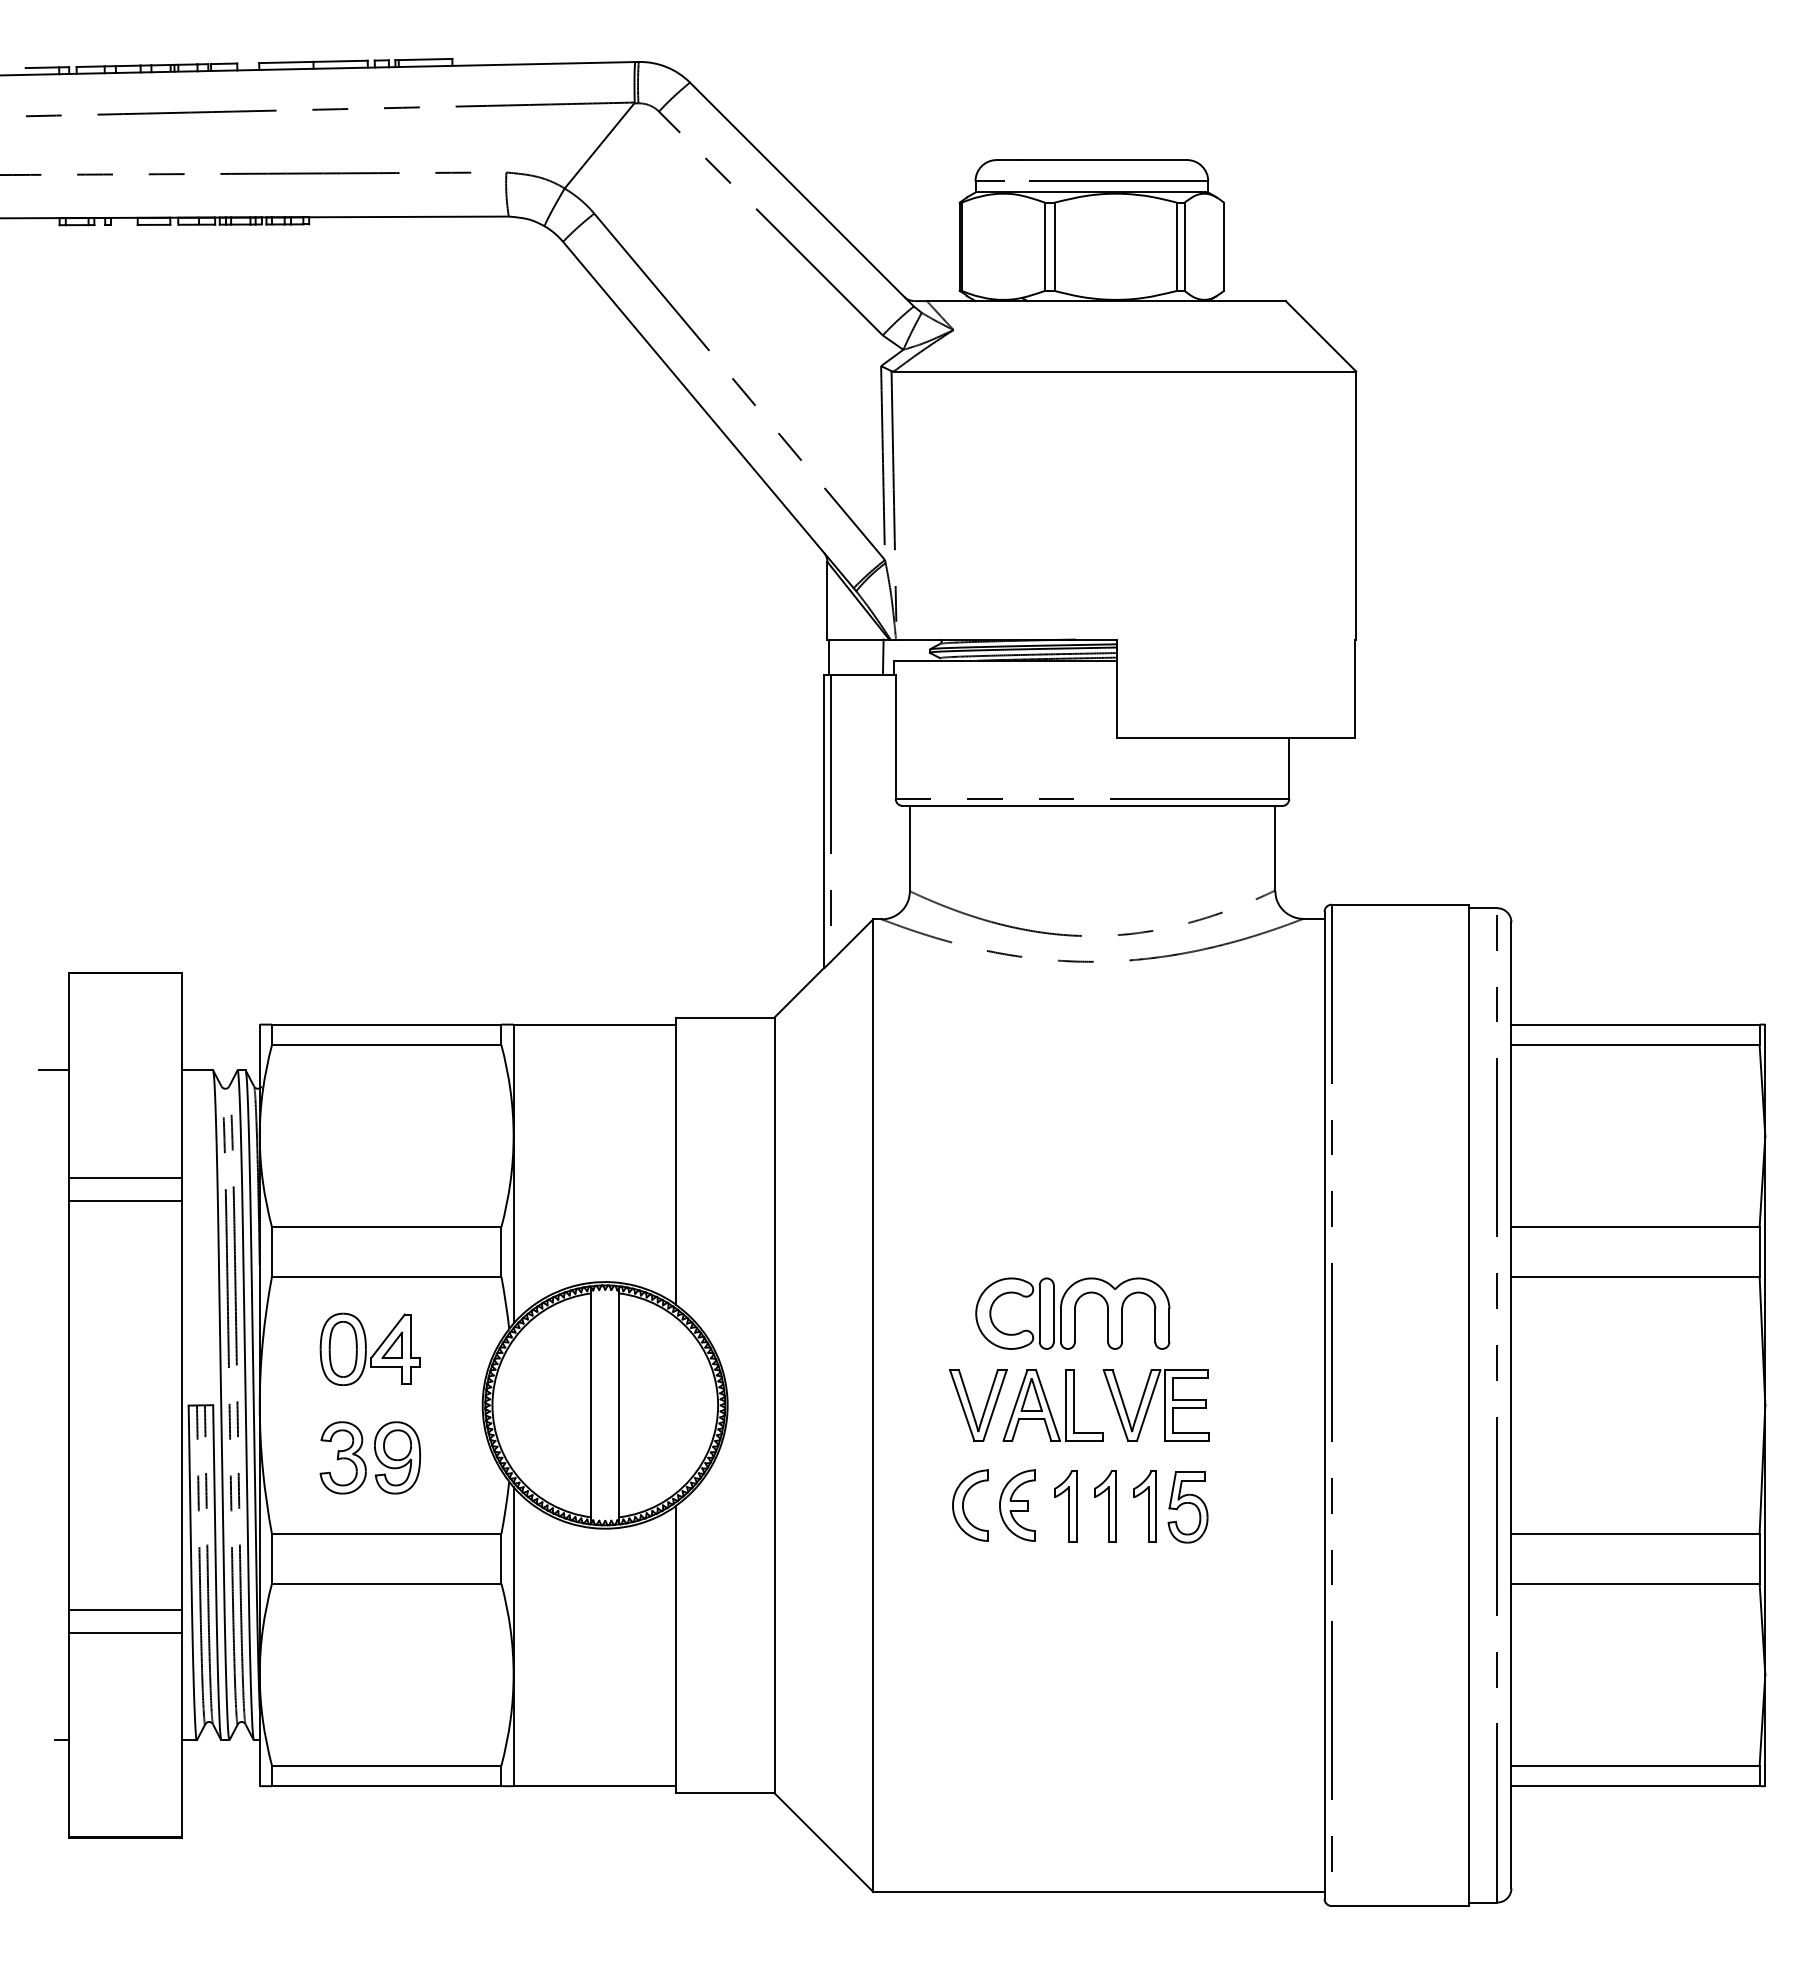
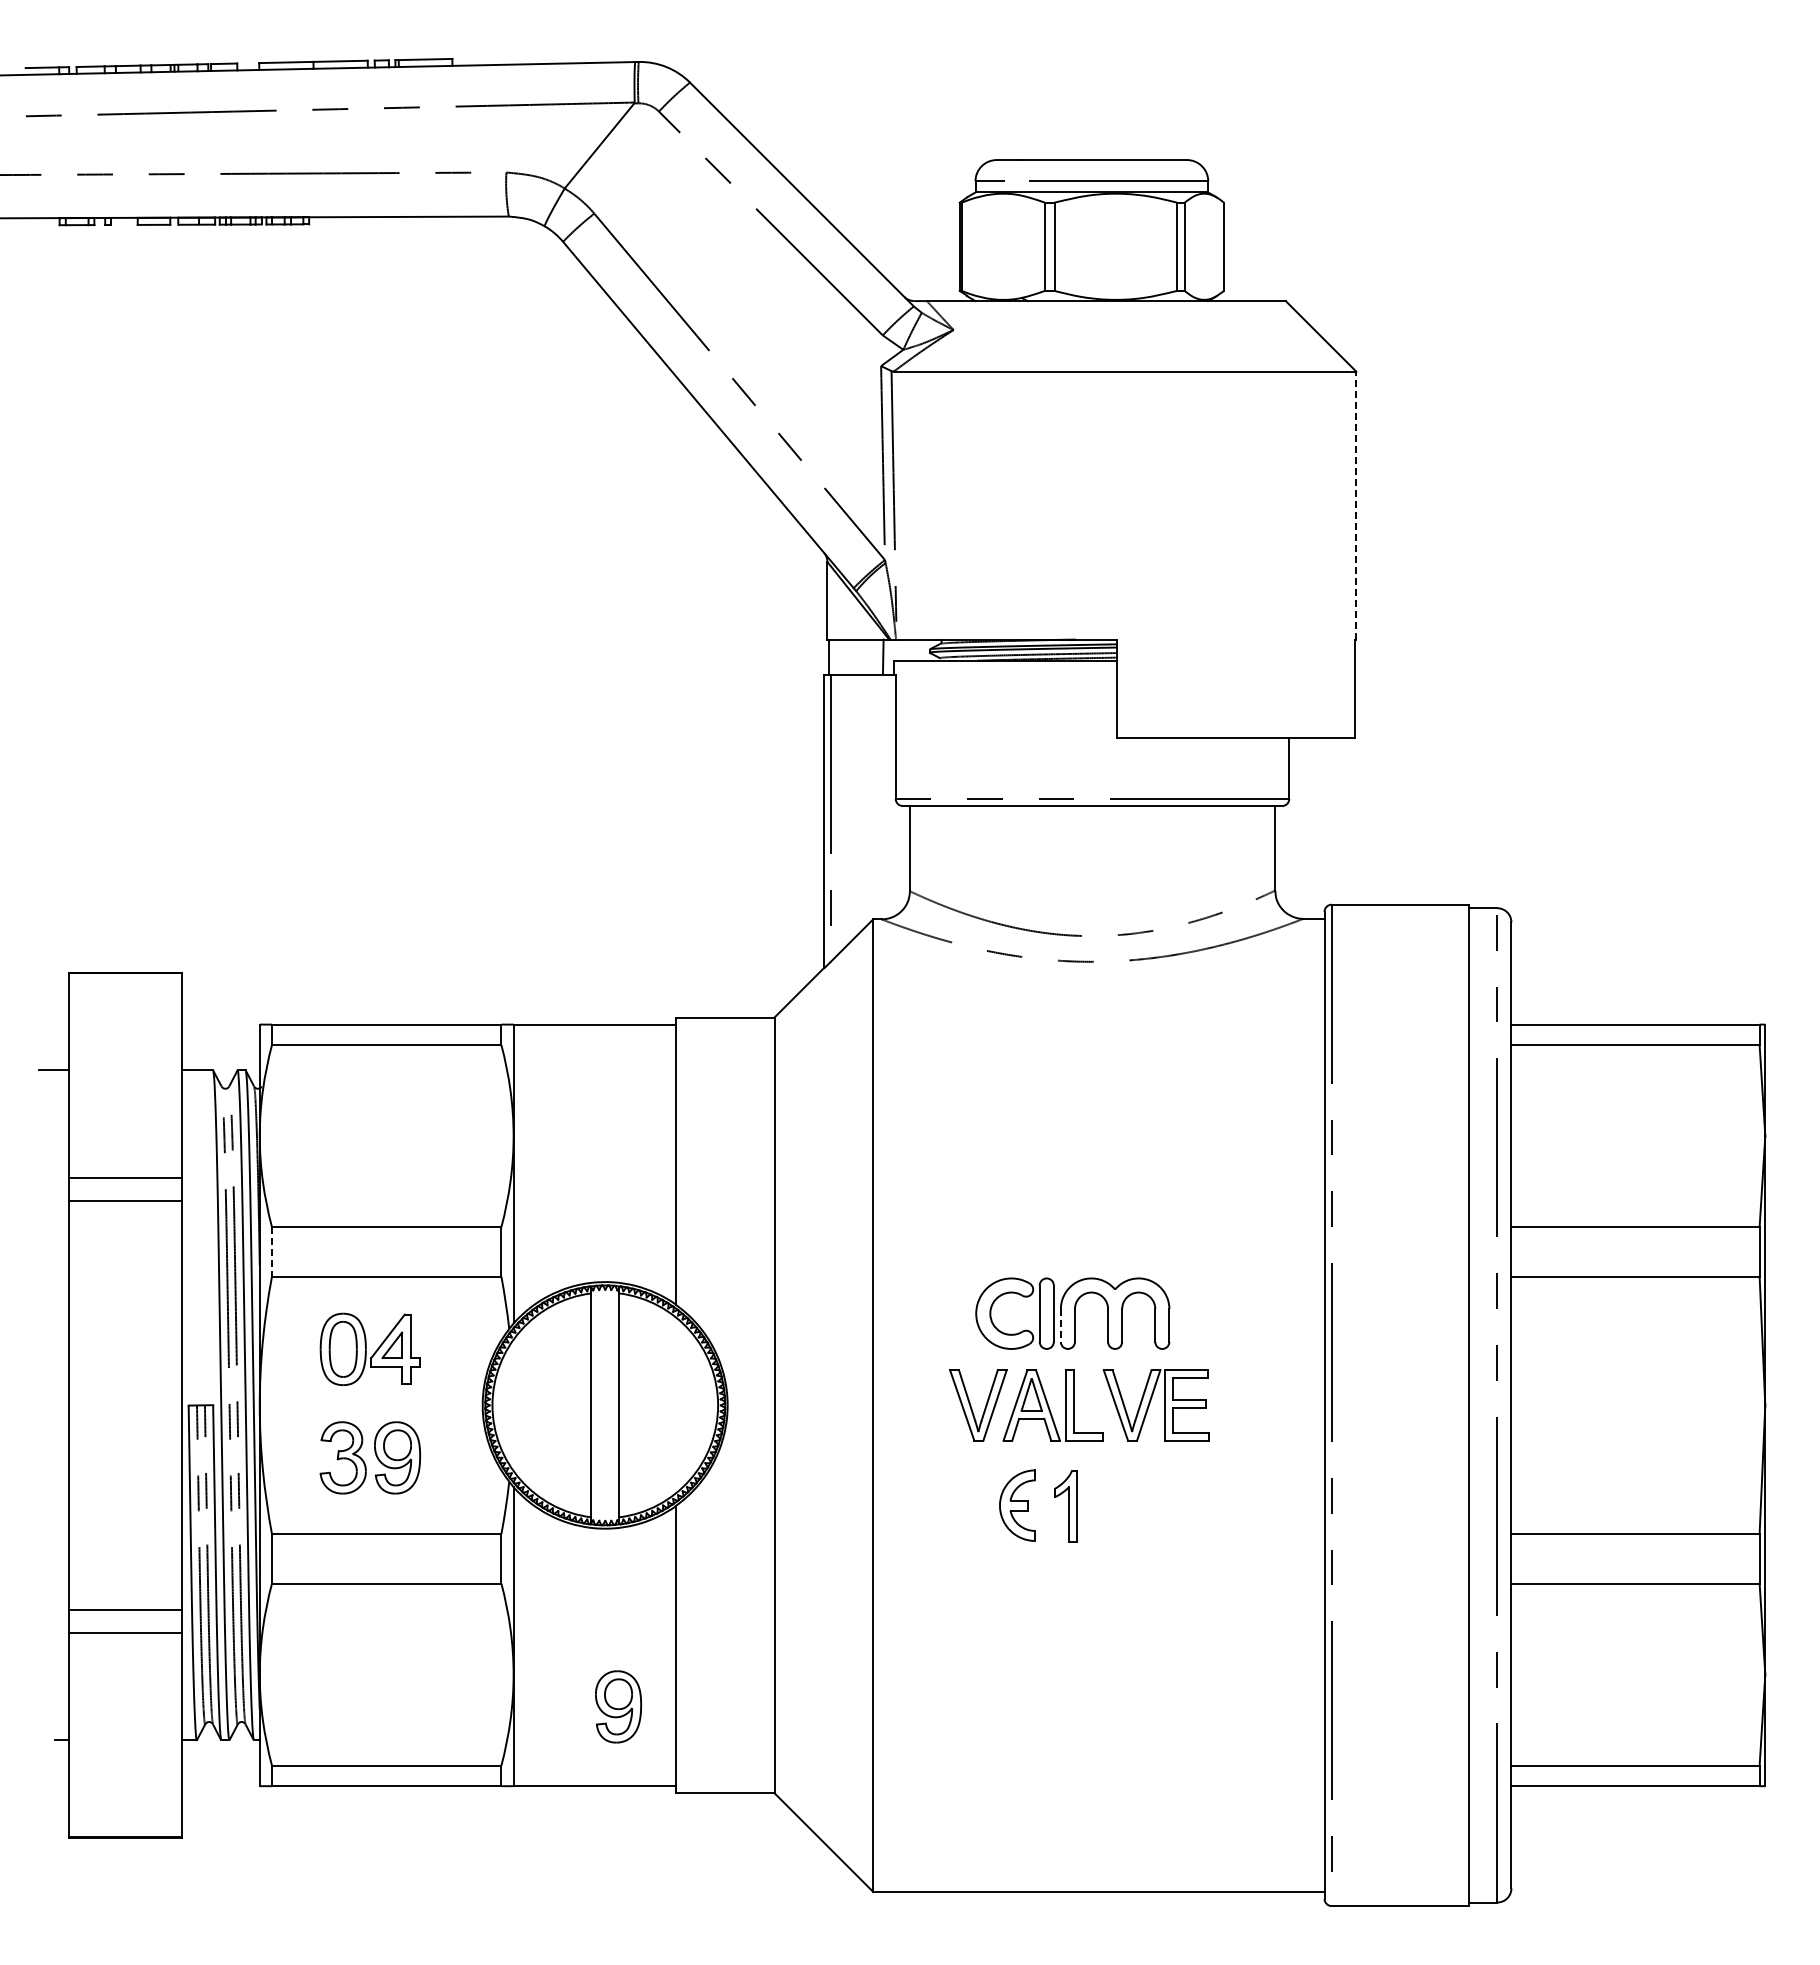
line: solid -> dashed (1356, 505)
line: solid -> dashed (271, 1251)
line: solid -> dashed (1060, 1326)
part: present -> none (964, 1502)
part: present -> none (1105, 1506)
part: present -> none (1144, 1506)
part: present -> none (1187, 1507)
part: none -> present (618, 1706)
